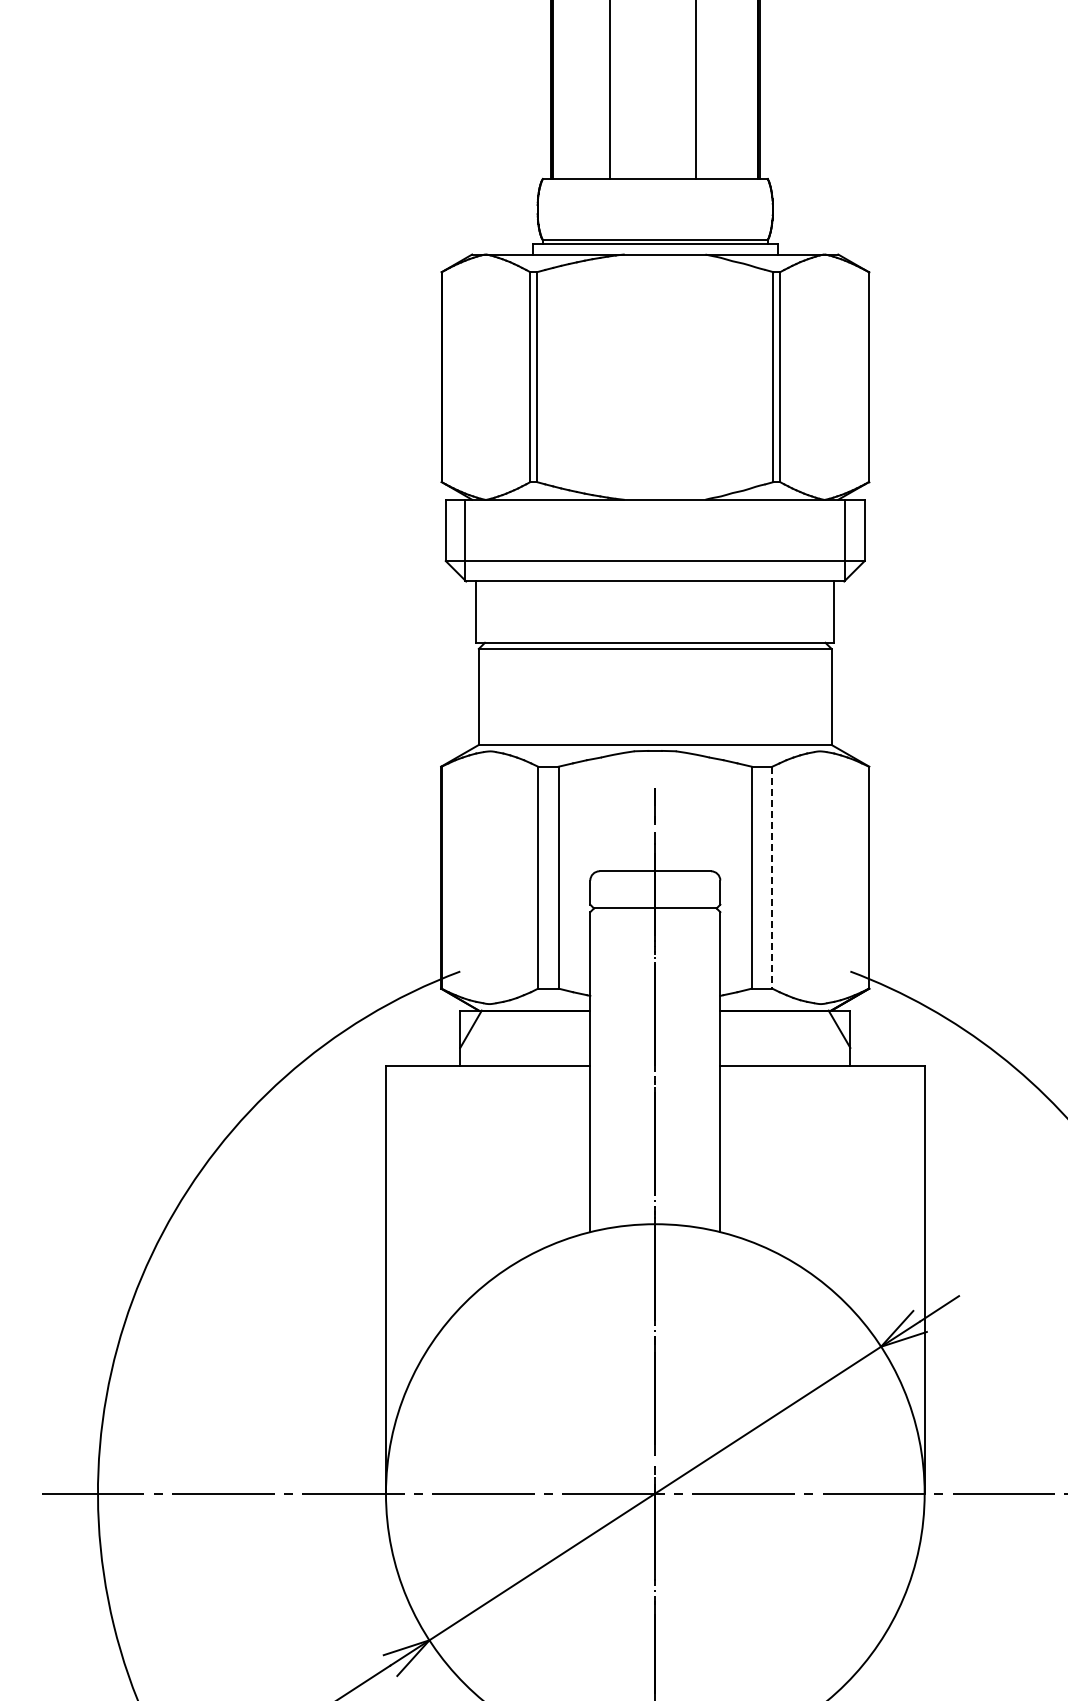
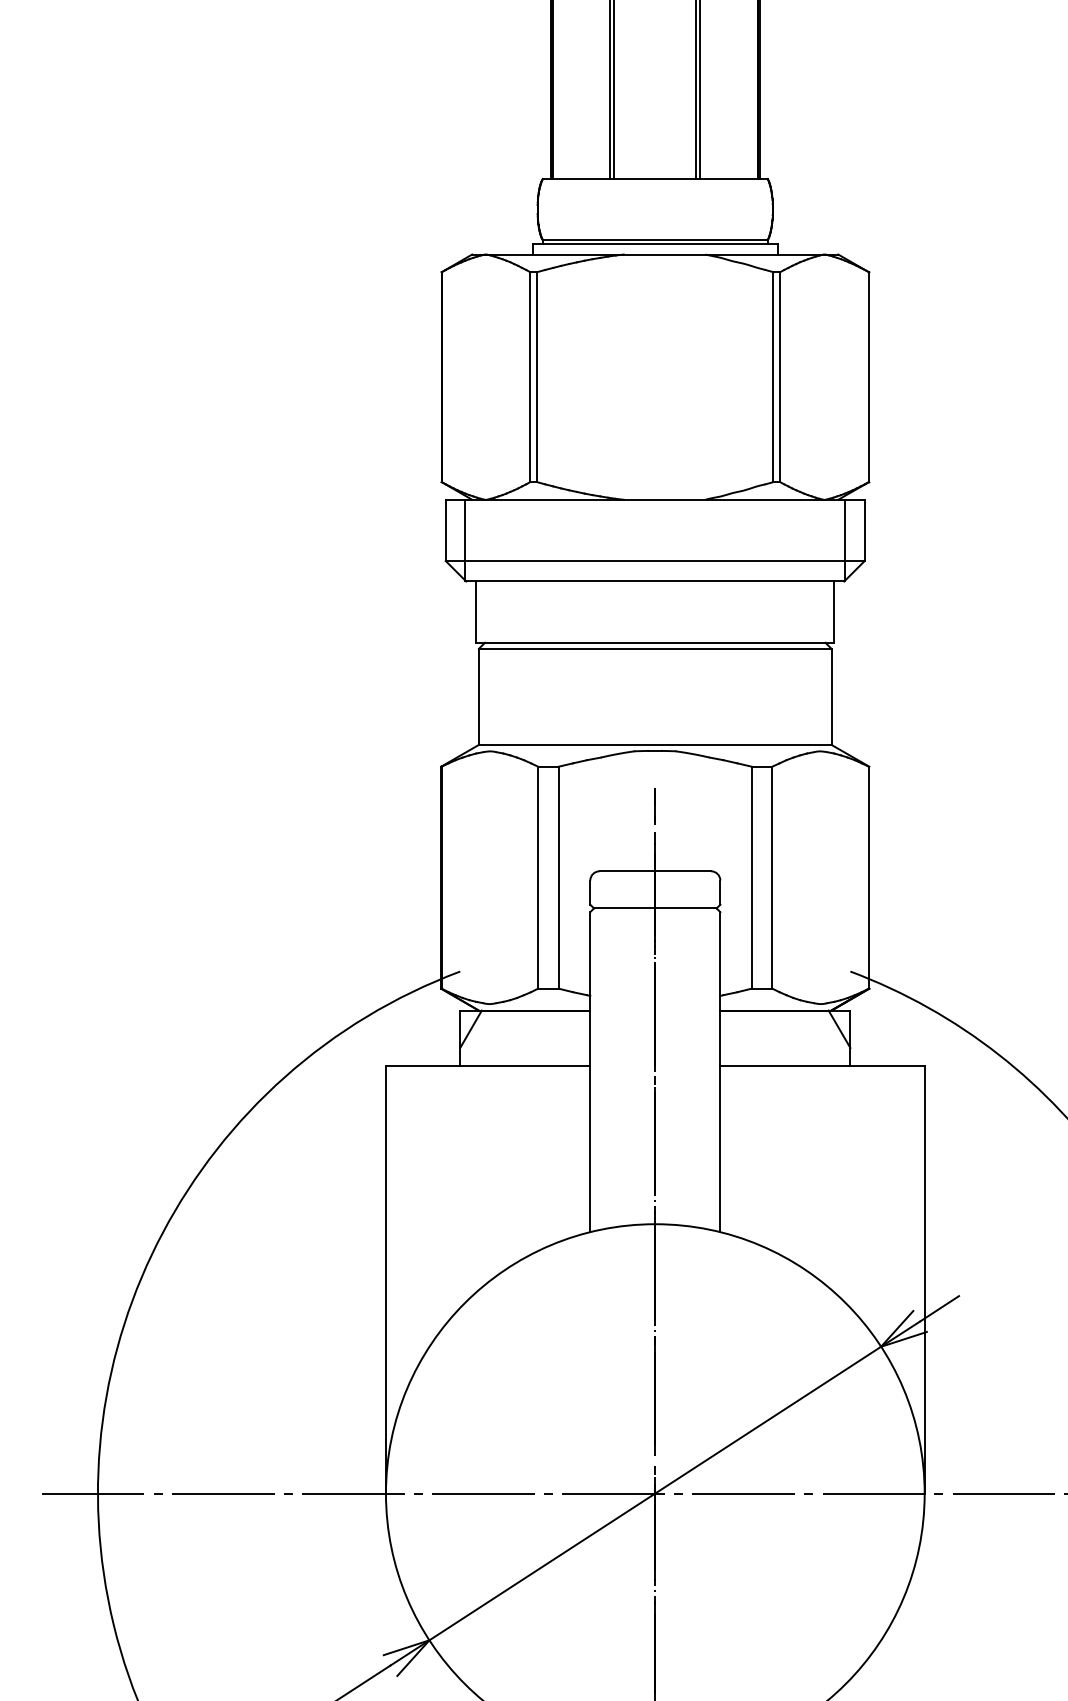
line: none -> present (614, 90)
line: none -> present (700, 90)
line: dashed -> solid (772, 877)
